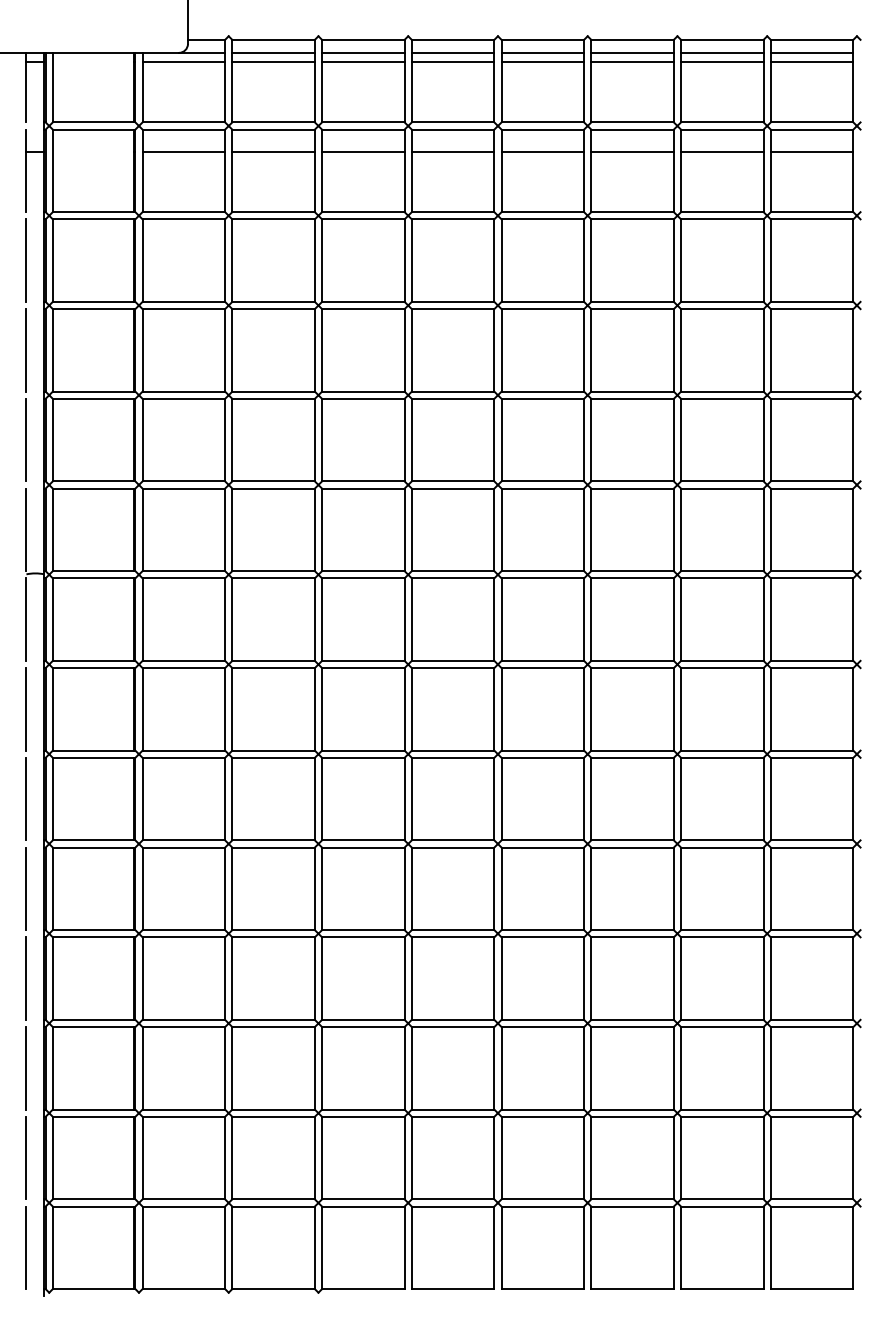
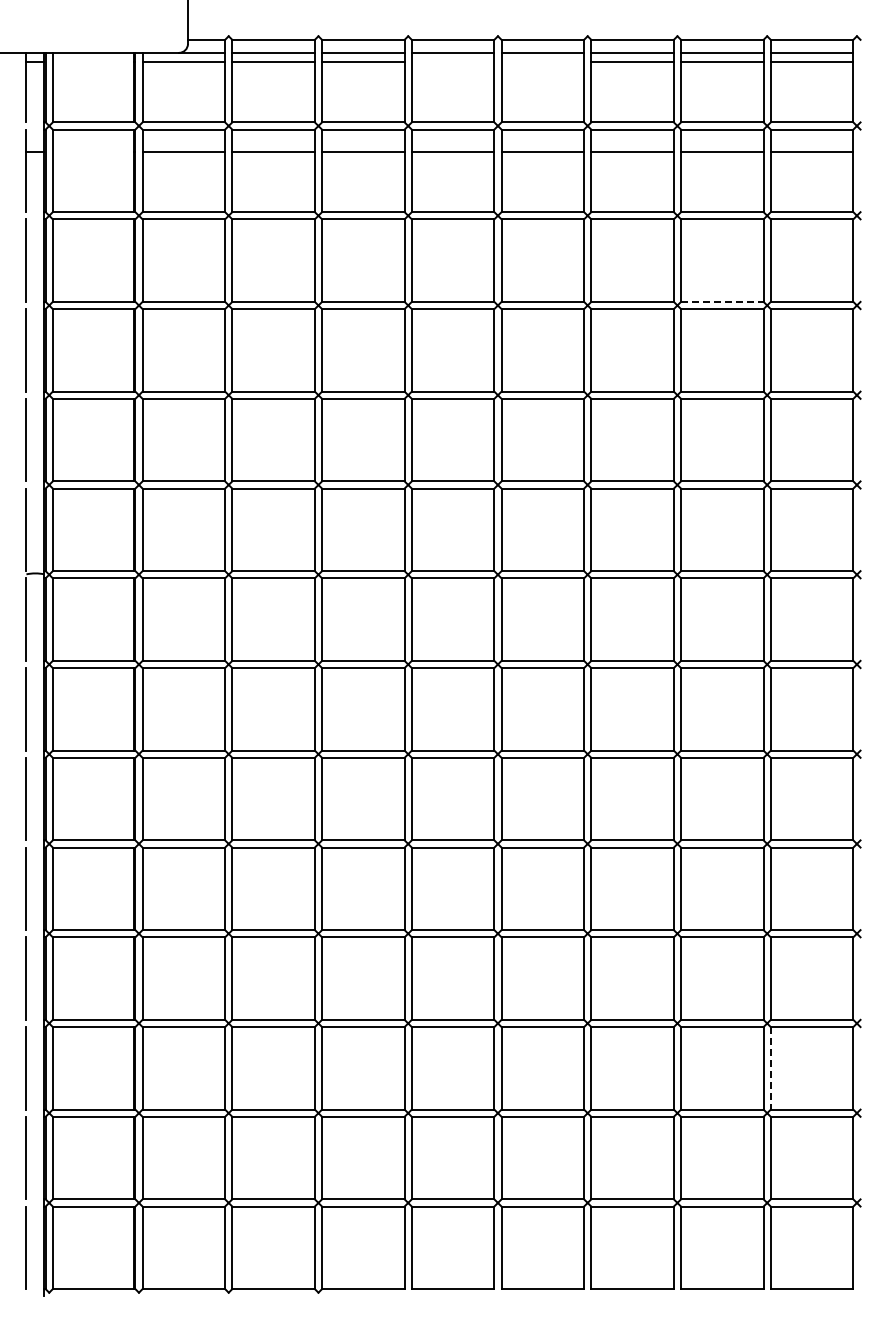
line: present -> none (452, 61)
line: present -> none (542, 61)
line: solid -> dashed (722, 301)
line: solid -> dashed (770, 1068)
